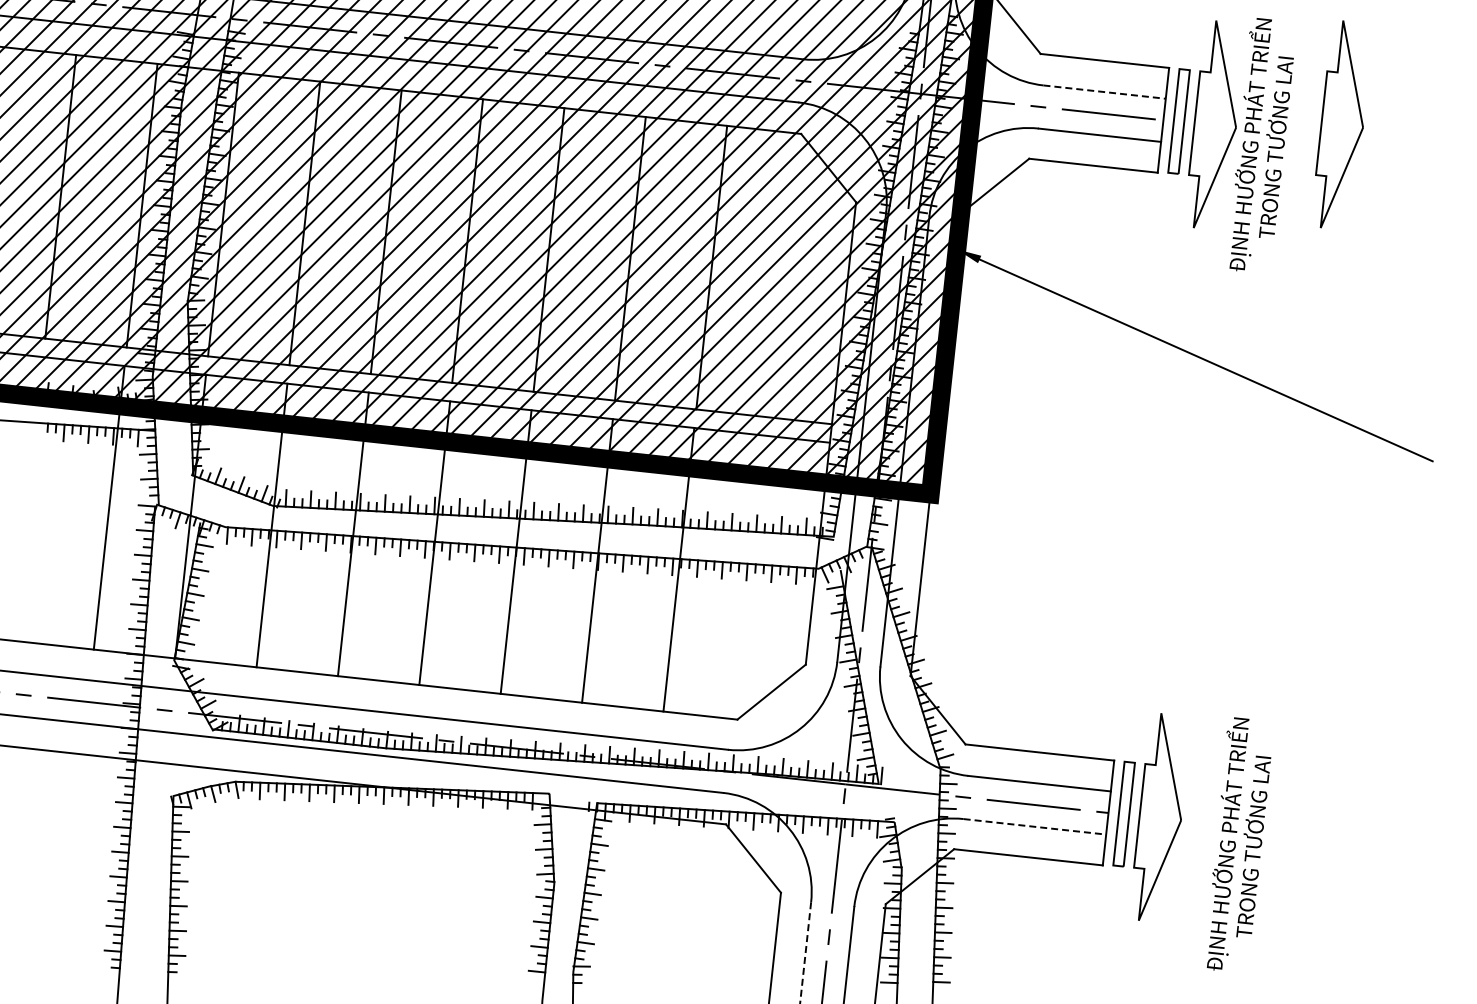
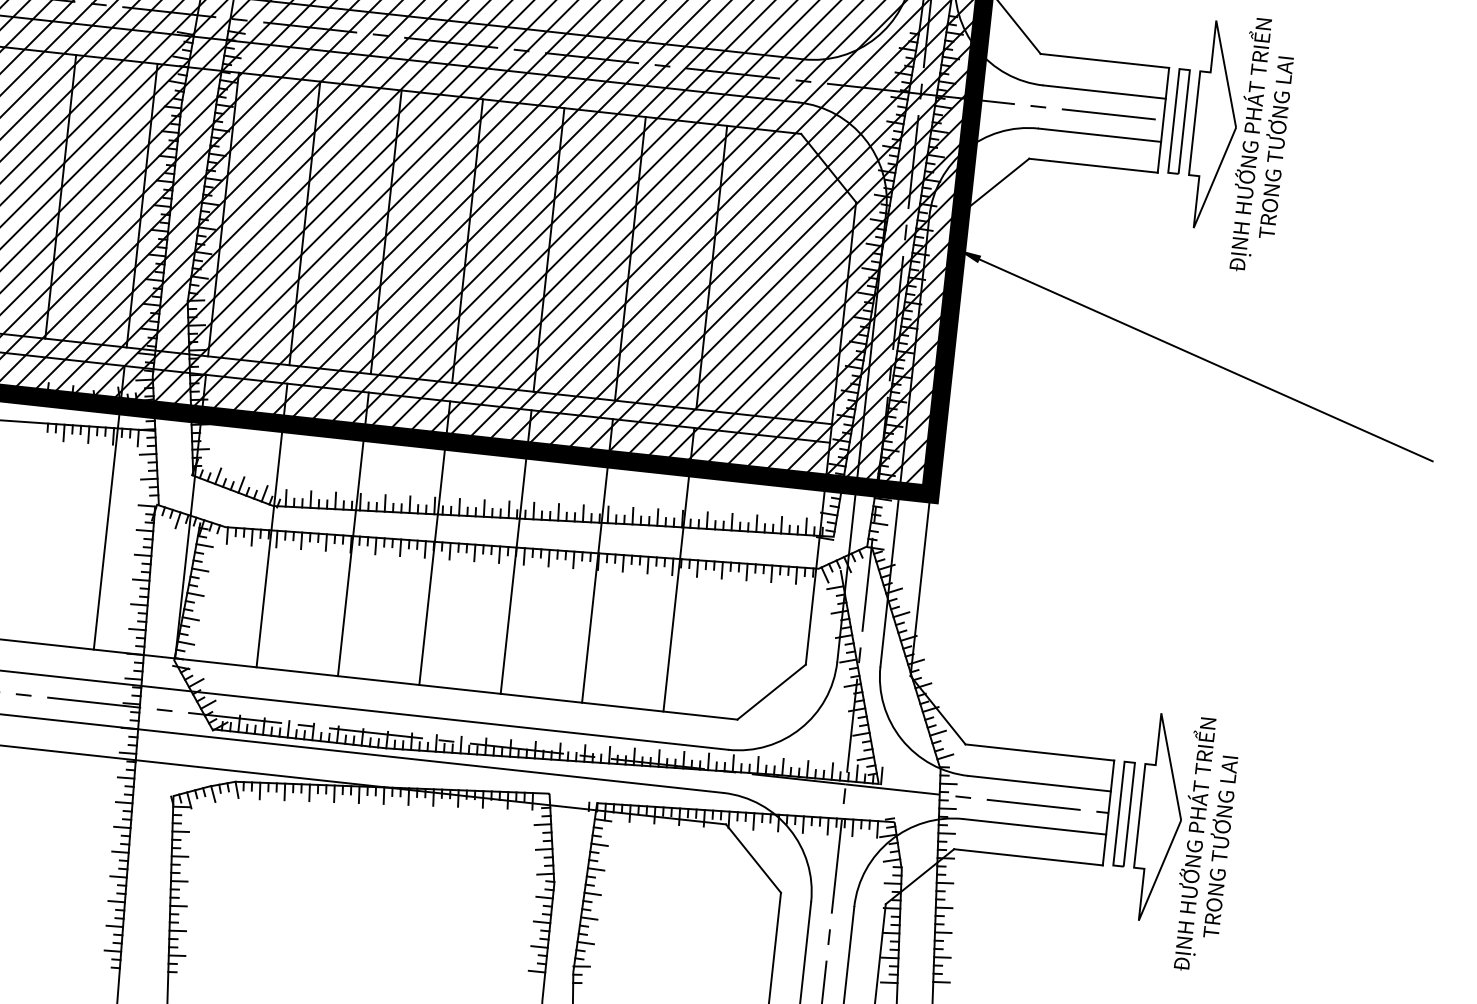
line: dashed -> solid (1104, 92)
part: present -> none (1339, 124)
line: dashed -> solid (1034, 826)
text position: (1238, 843) -> (1205, 843) (1205, 843)
line: dashed -> solid (805, 953)
